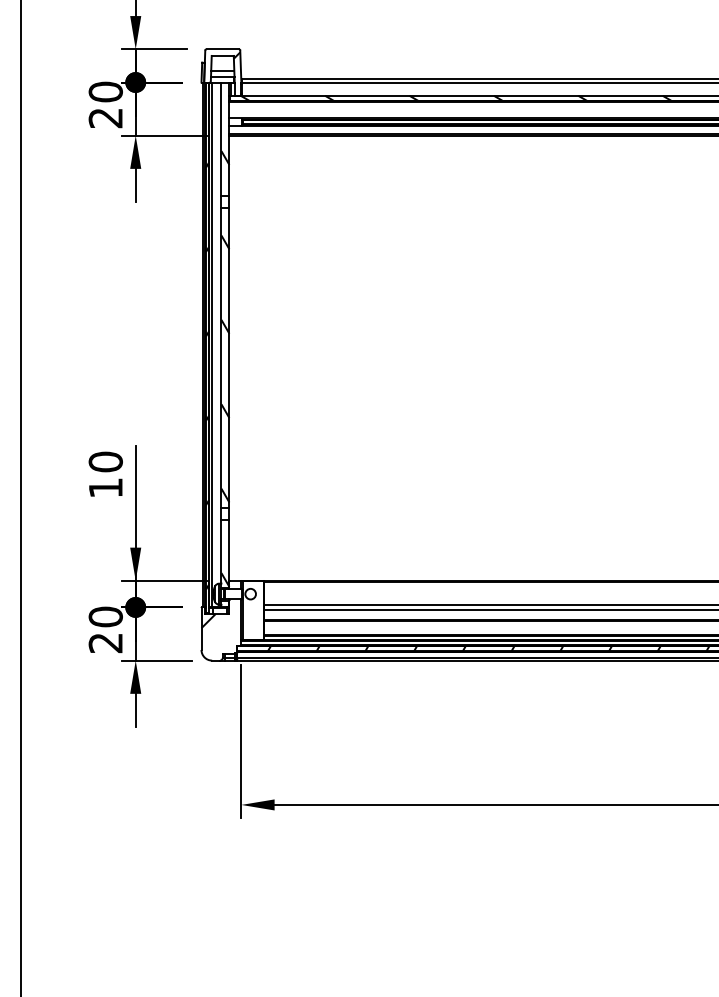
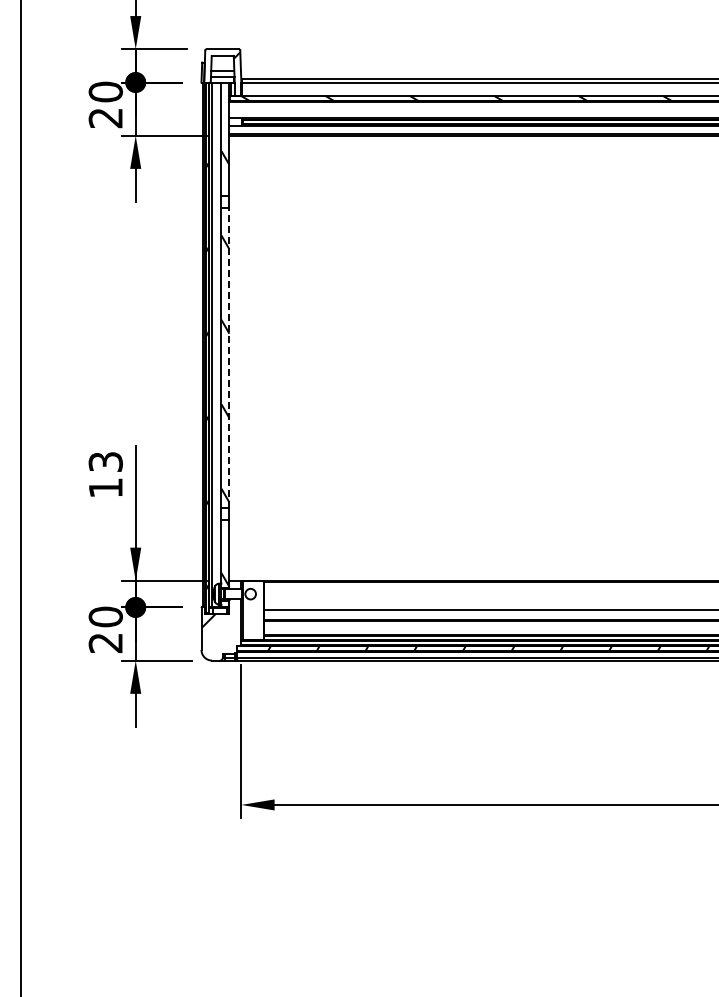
line: solid -> dashed (229, 357)
text: 10 -> 13 (105, 461)
line: present -> none (489, 604)
